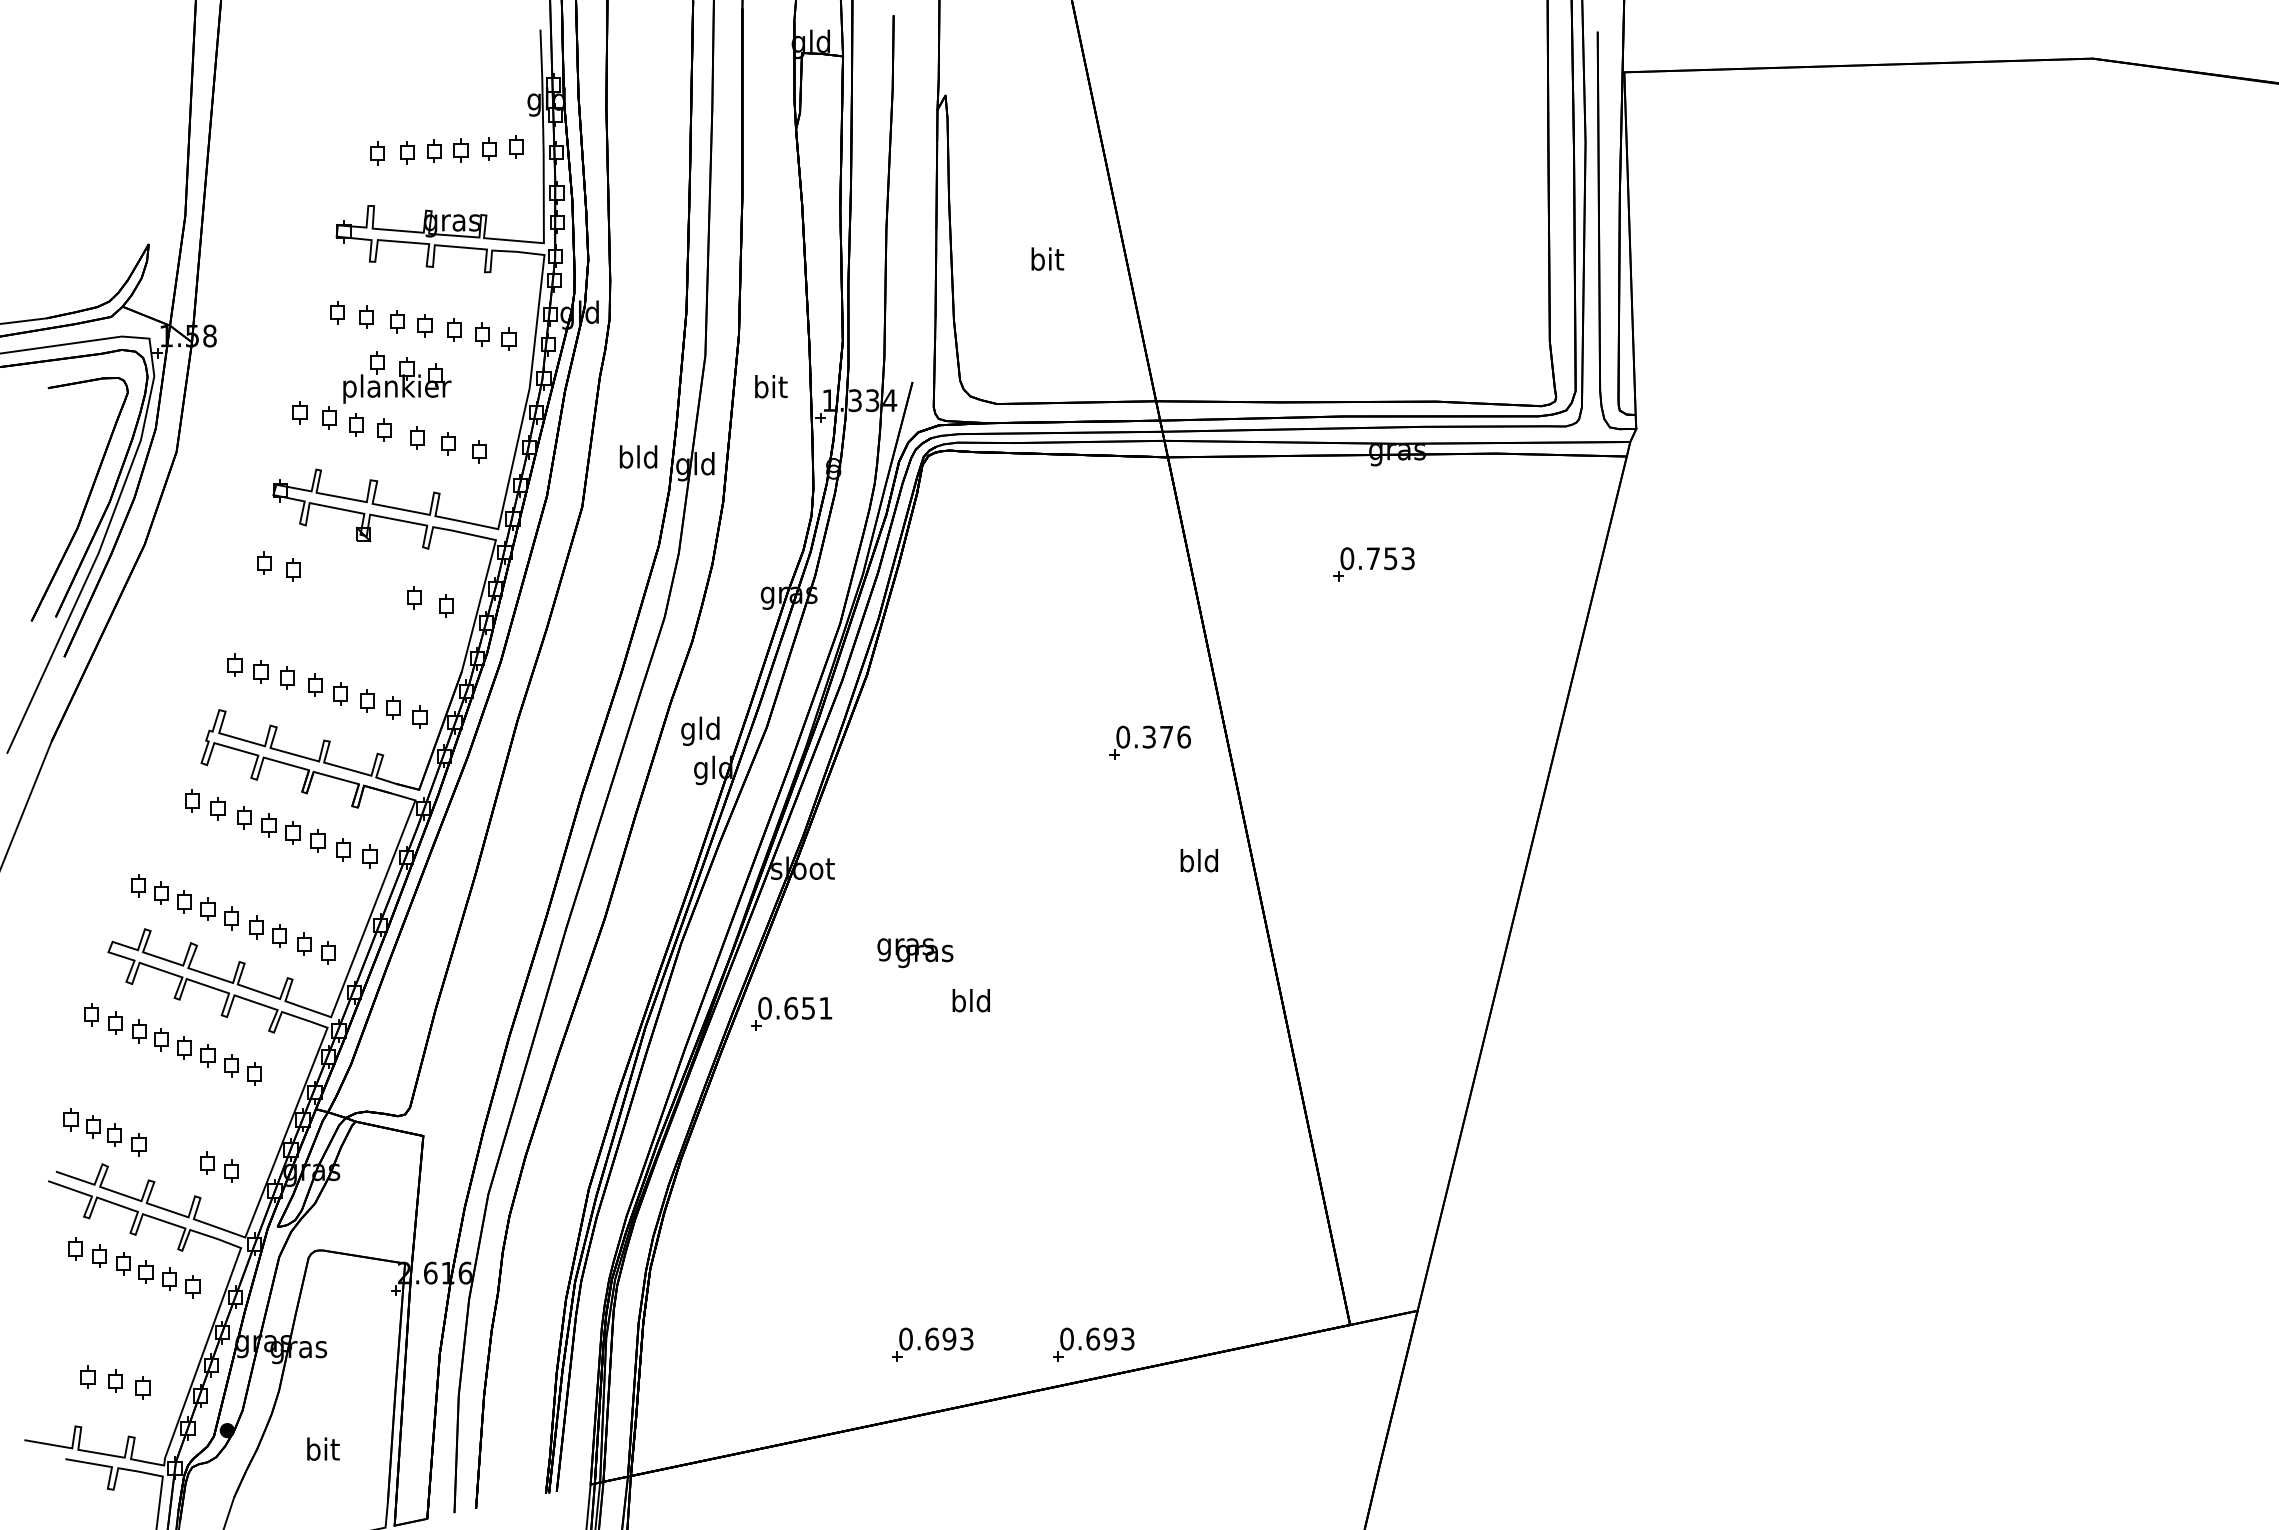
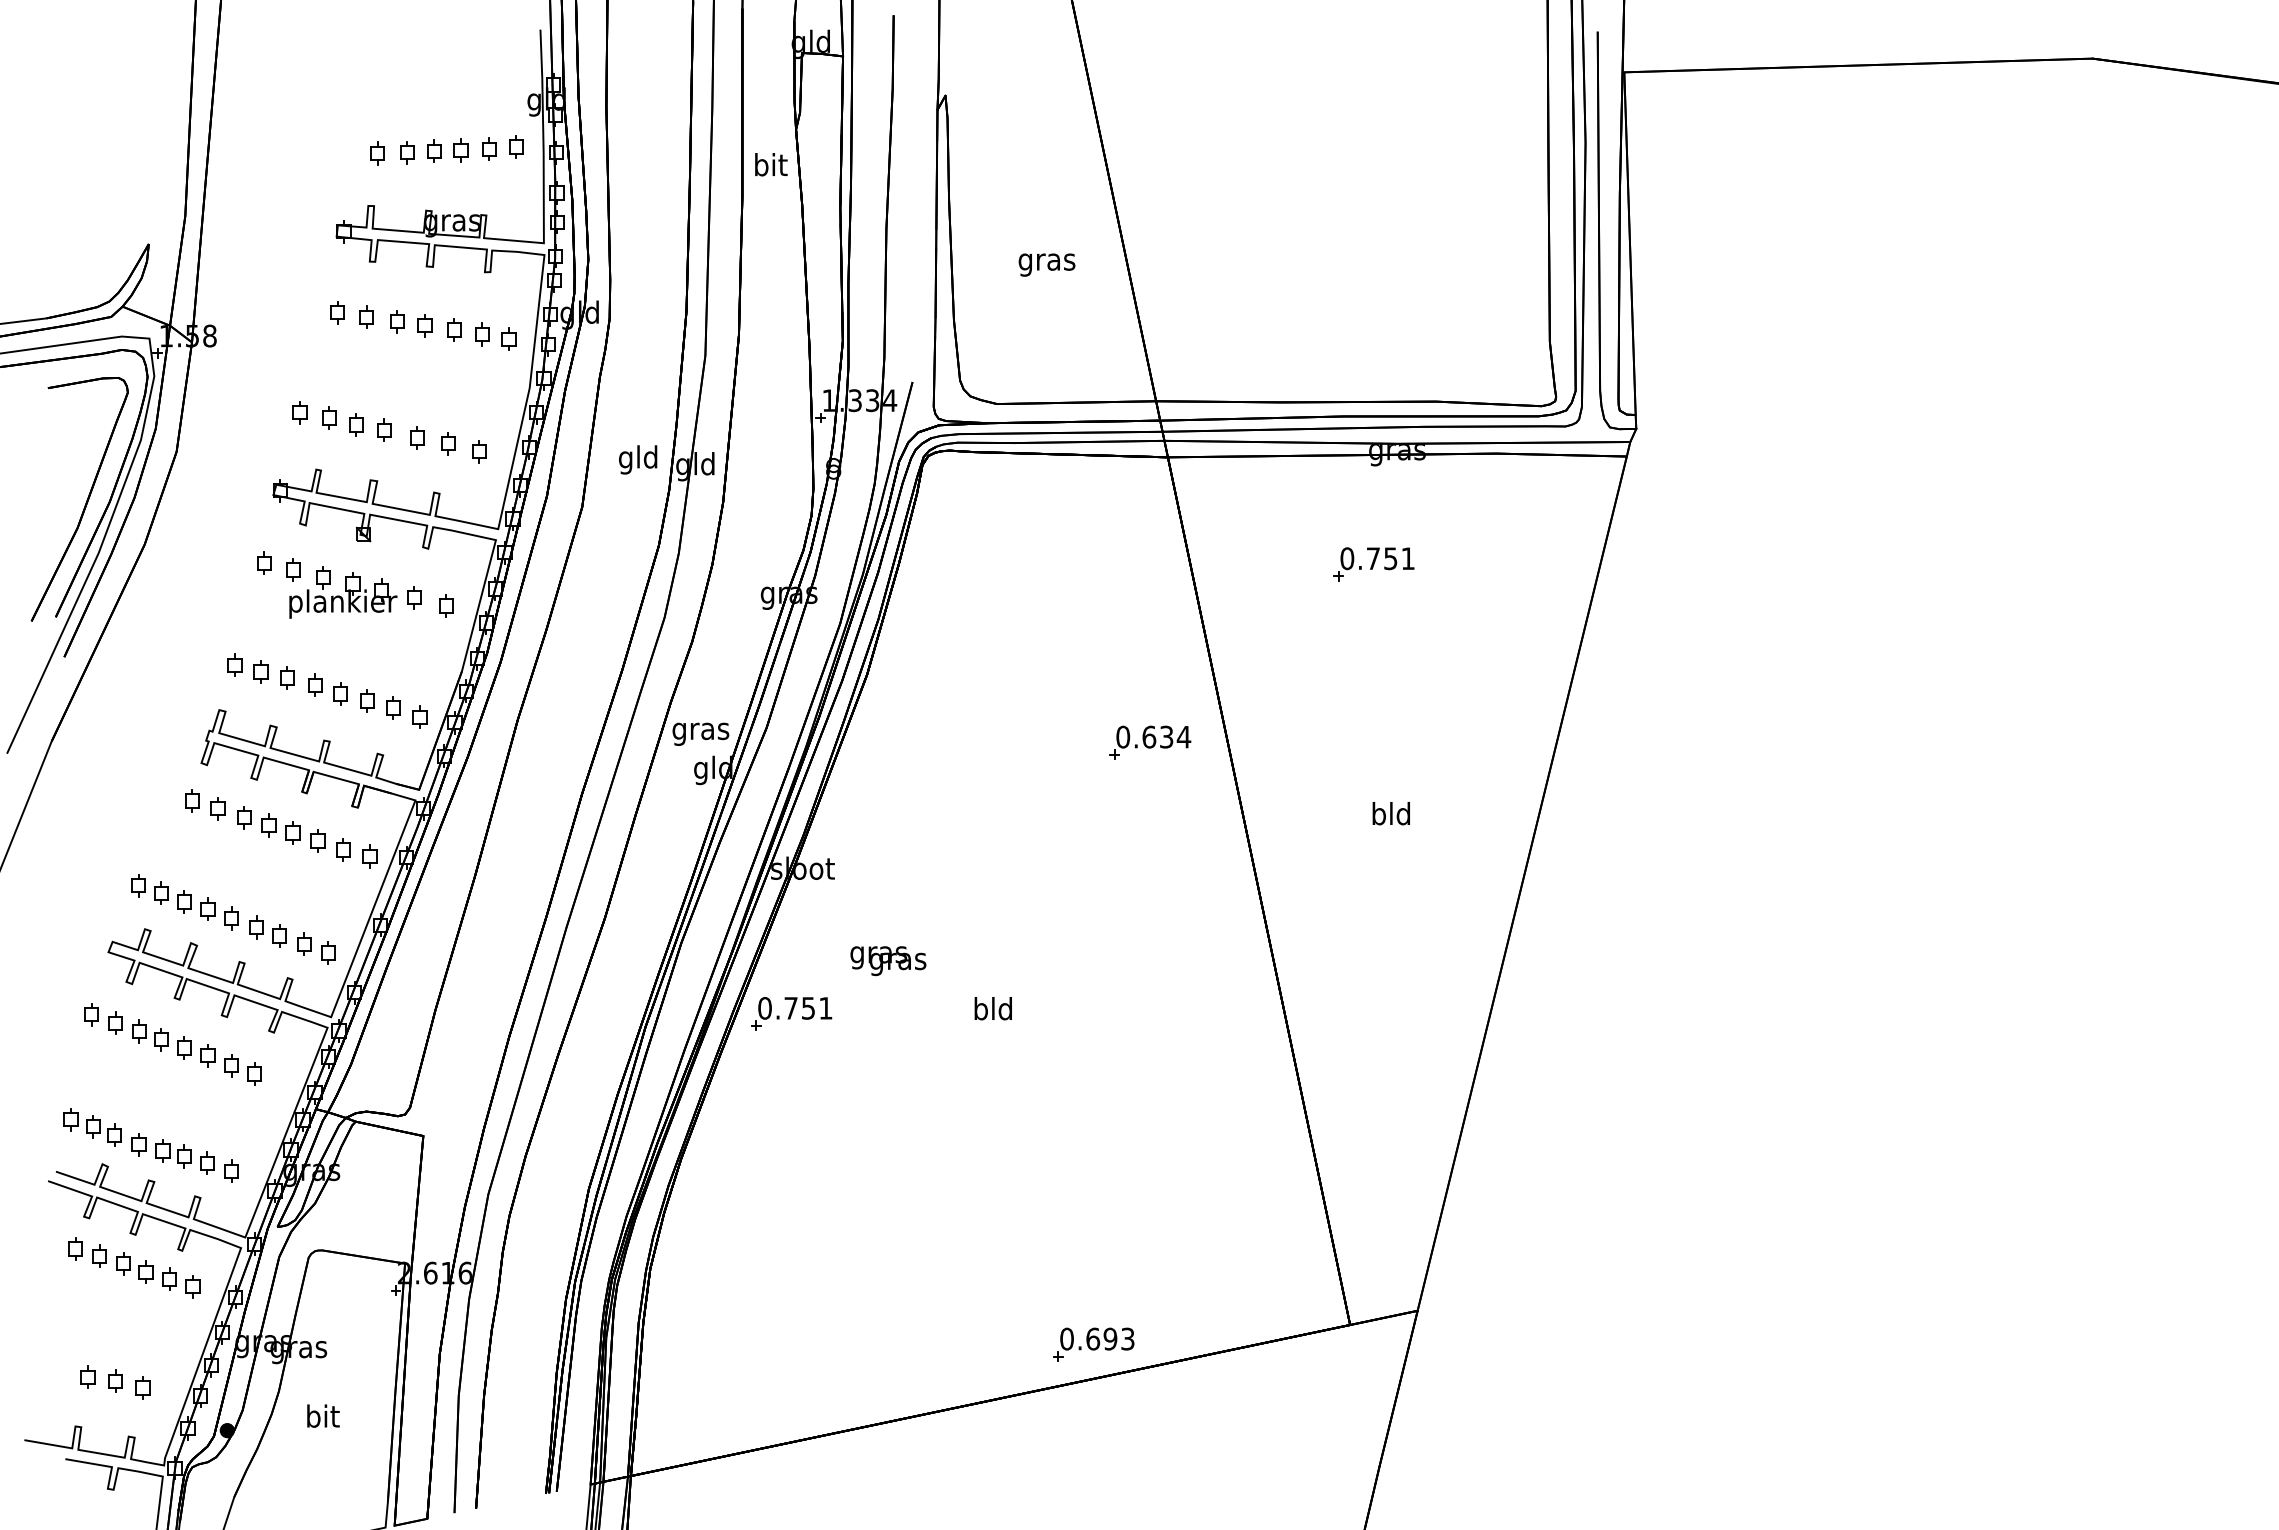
text: bit -> gras (1046, 261)
part position: (397, 377) -> (343, 592) (343, 592)
text position: (771, 386) -> (771, 164) (771, 164)
text: bld -> gld (626, 459)
text: 0.753 -> 0.751 (1407, 558)
text: gld -> gras (700, 730)
text: 0.376 -> 0.634 (1166, 736)
text position: (1198, 860) -> (1390, 813) (1390, 813)
text position: (915, 953) -> (888, 961) (888, 961)
text position: (970, 1000) -> (992, 1008) (992, 1008)
text: 0.651 -> 0.751 (791, 1008)
part: none -> present (173, 1153)
part: present -> none (932, 1344)
text position: (323, 1448) -> (323, 1415) (323, 1415)
